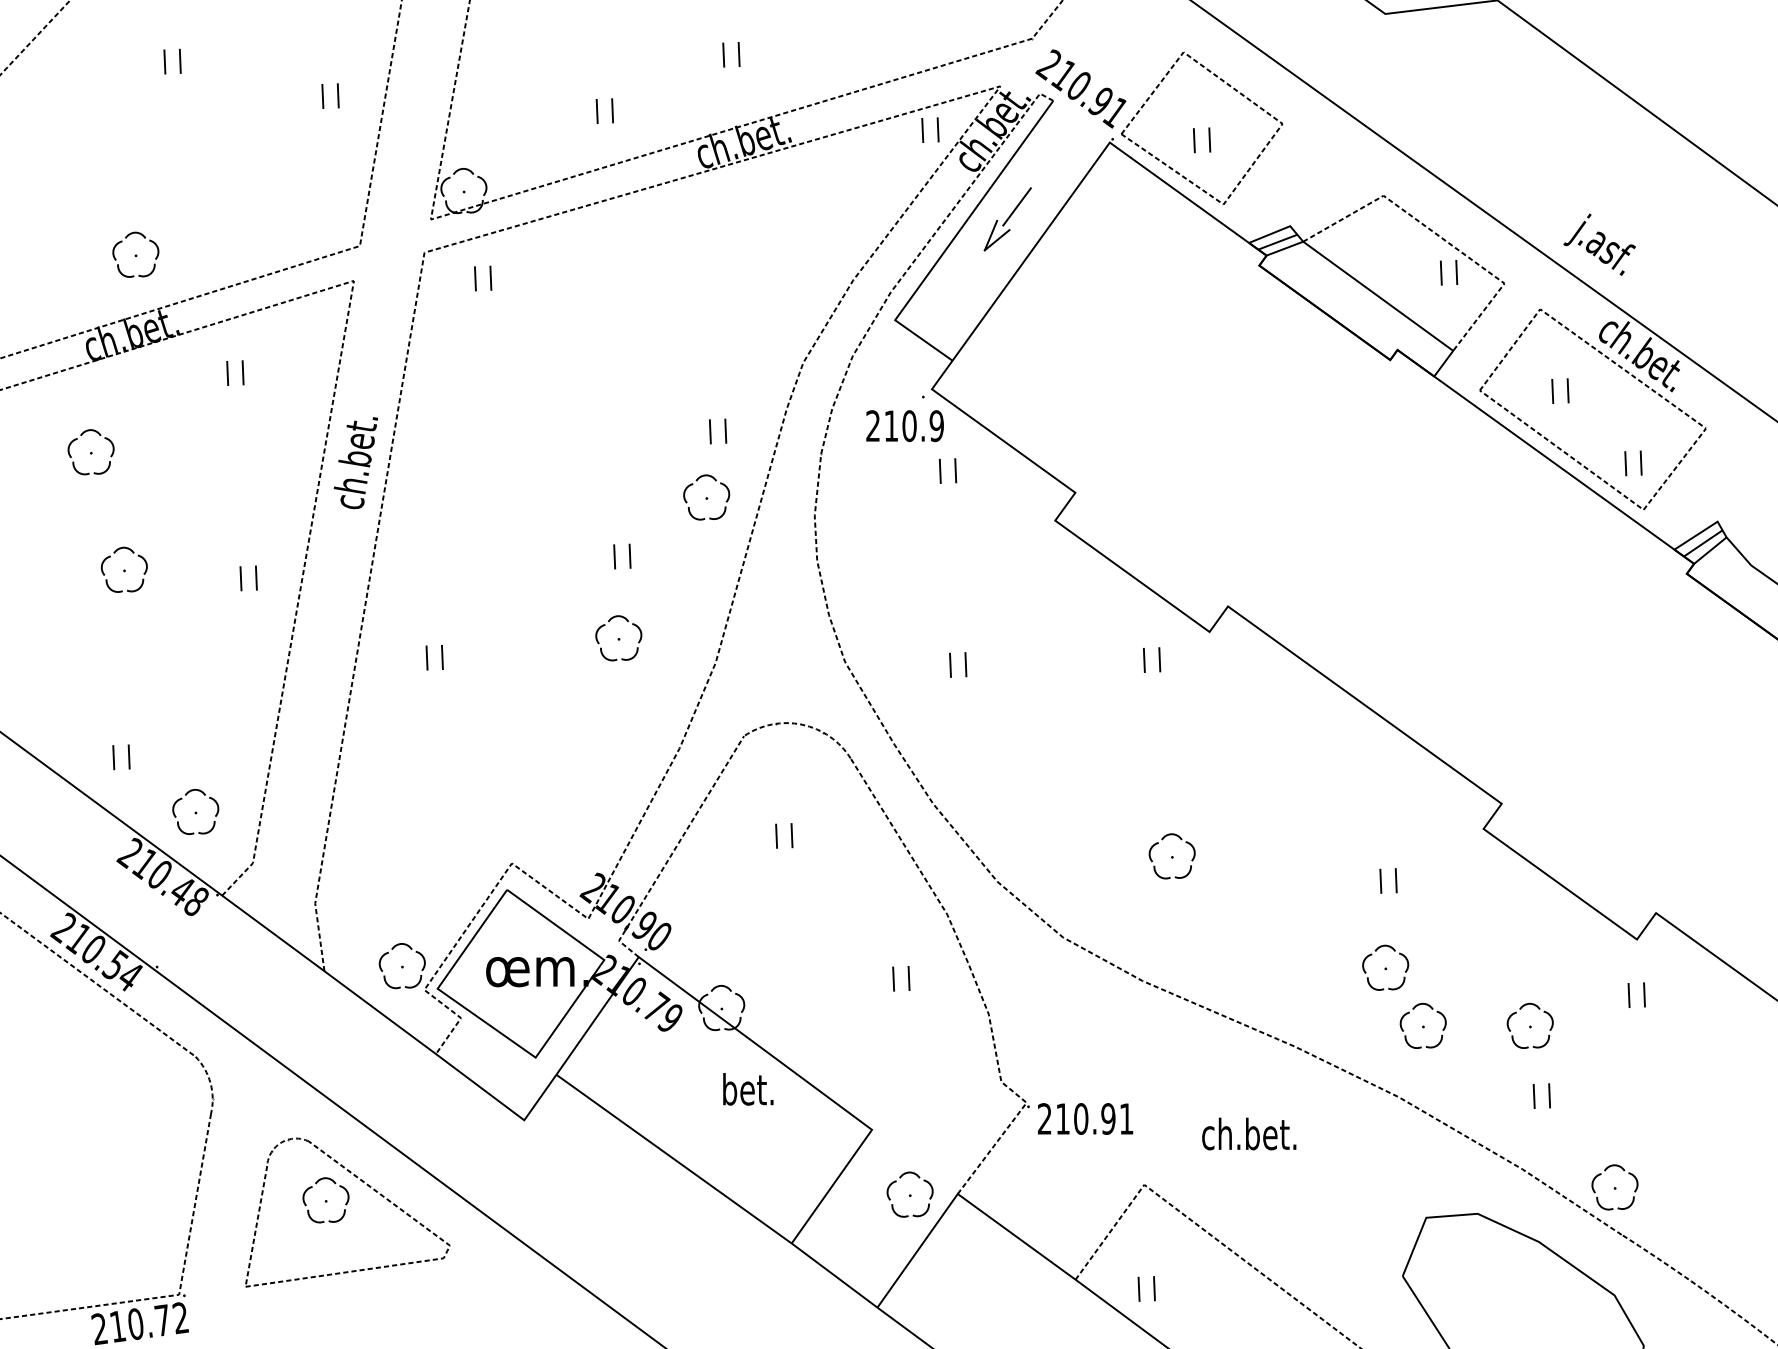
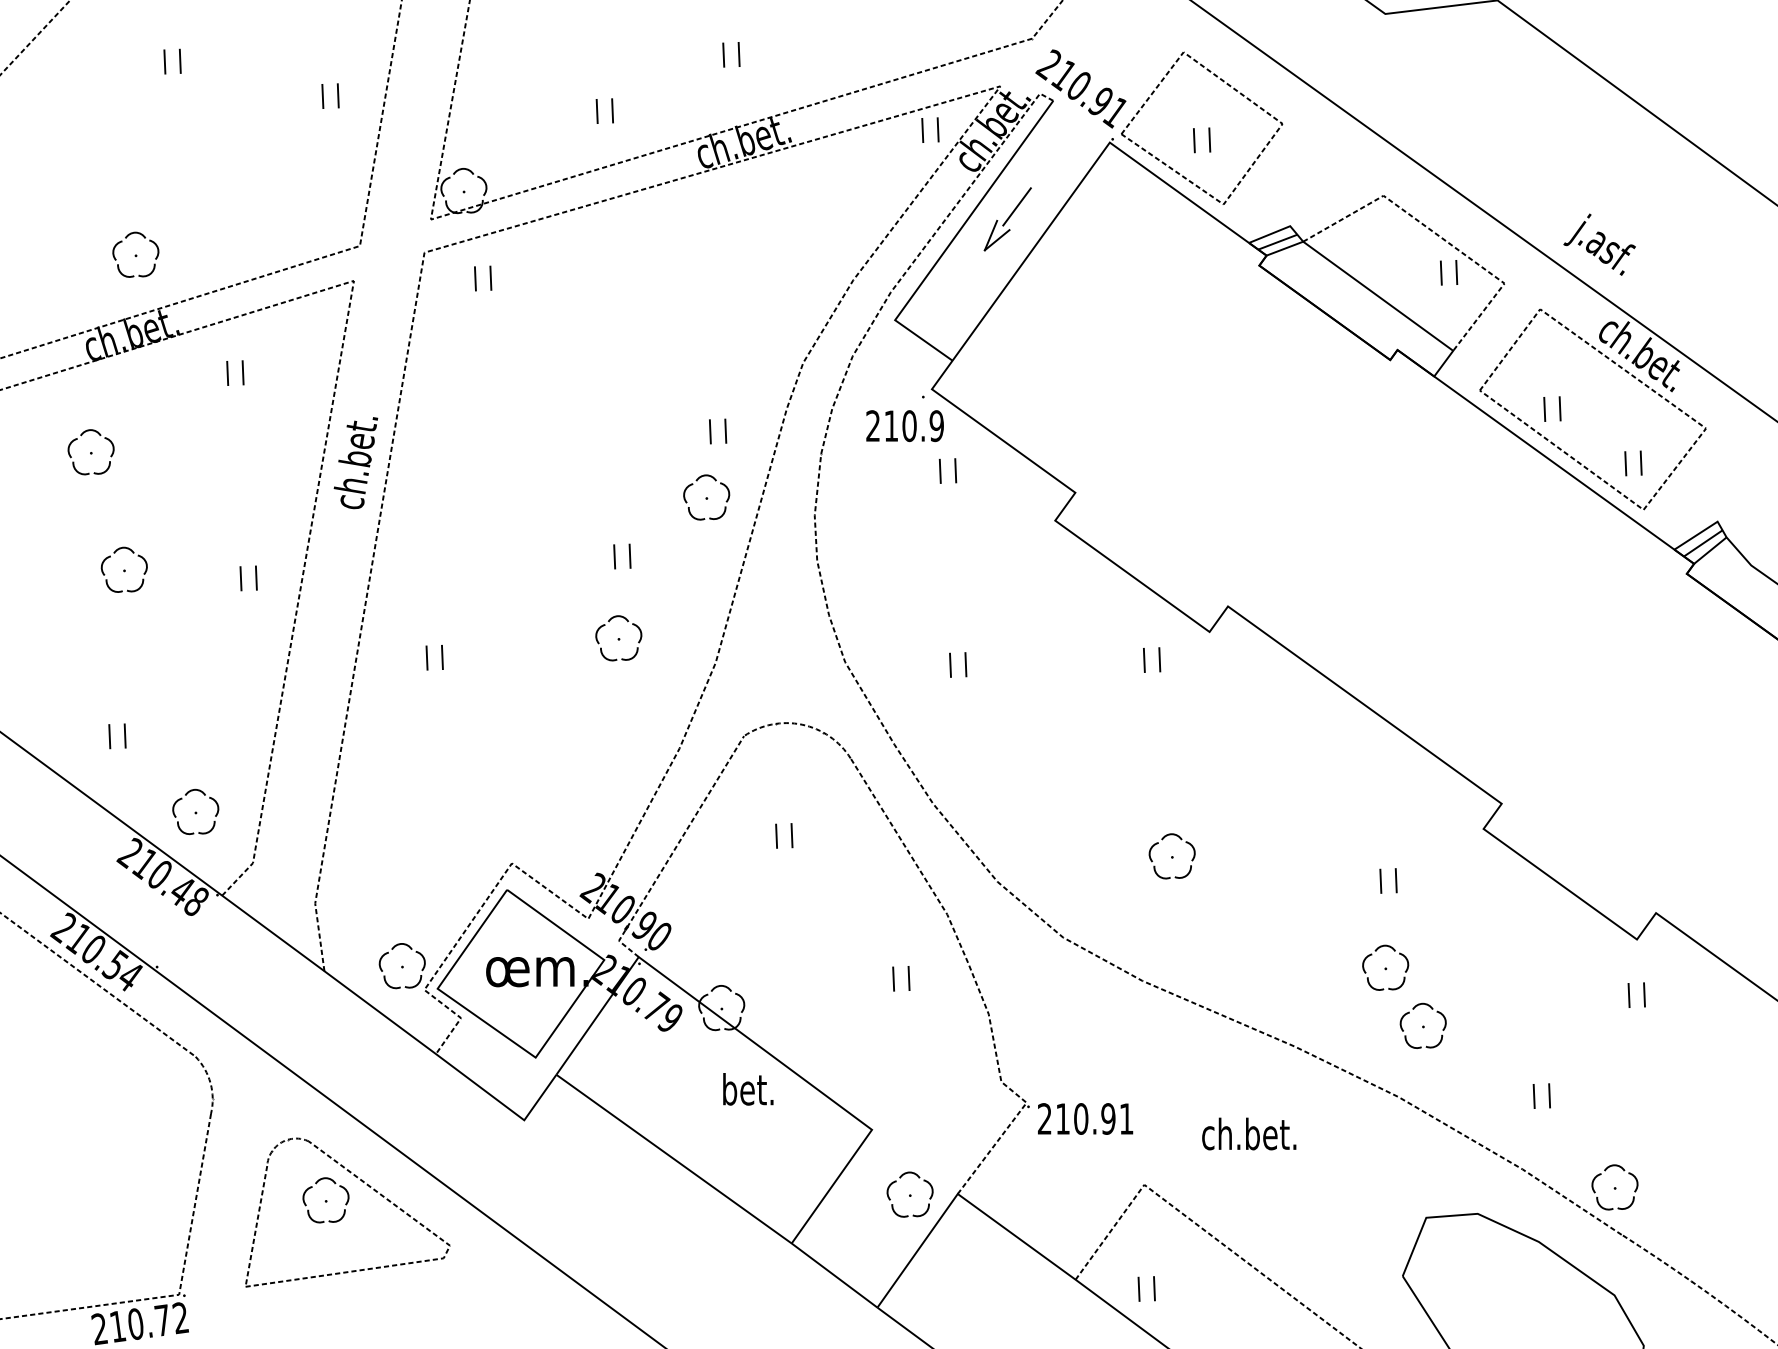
part position: (1553, 390) -> (1545, 408) (1545, 408)
part position: (114, 757) -> (110, 736) (110, 736)
part: present -> none (1529, 1025)
